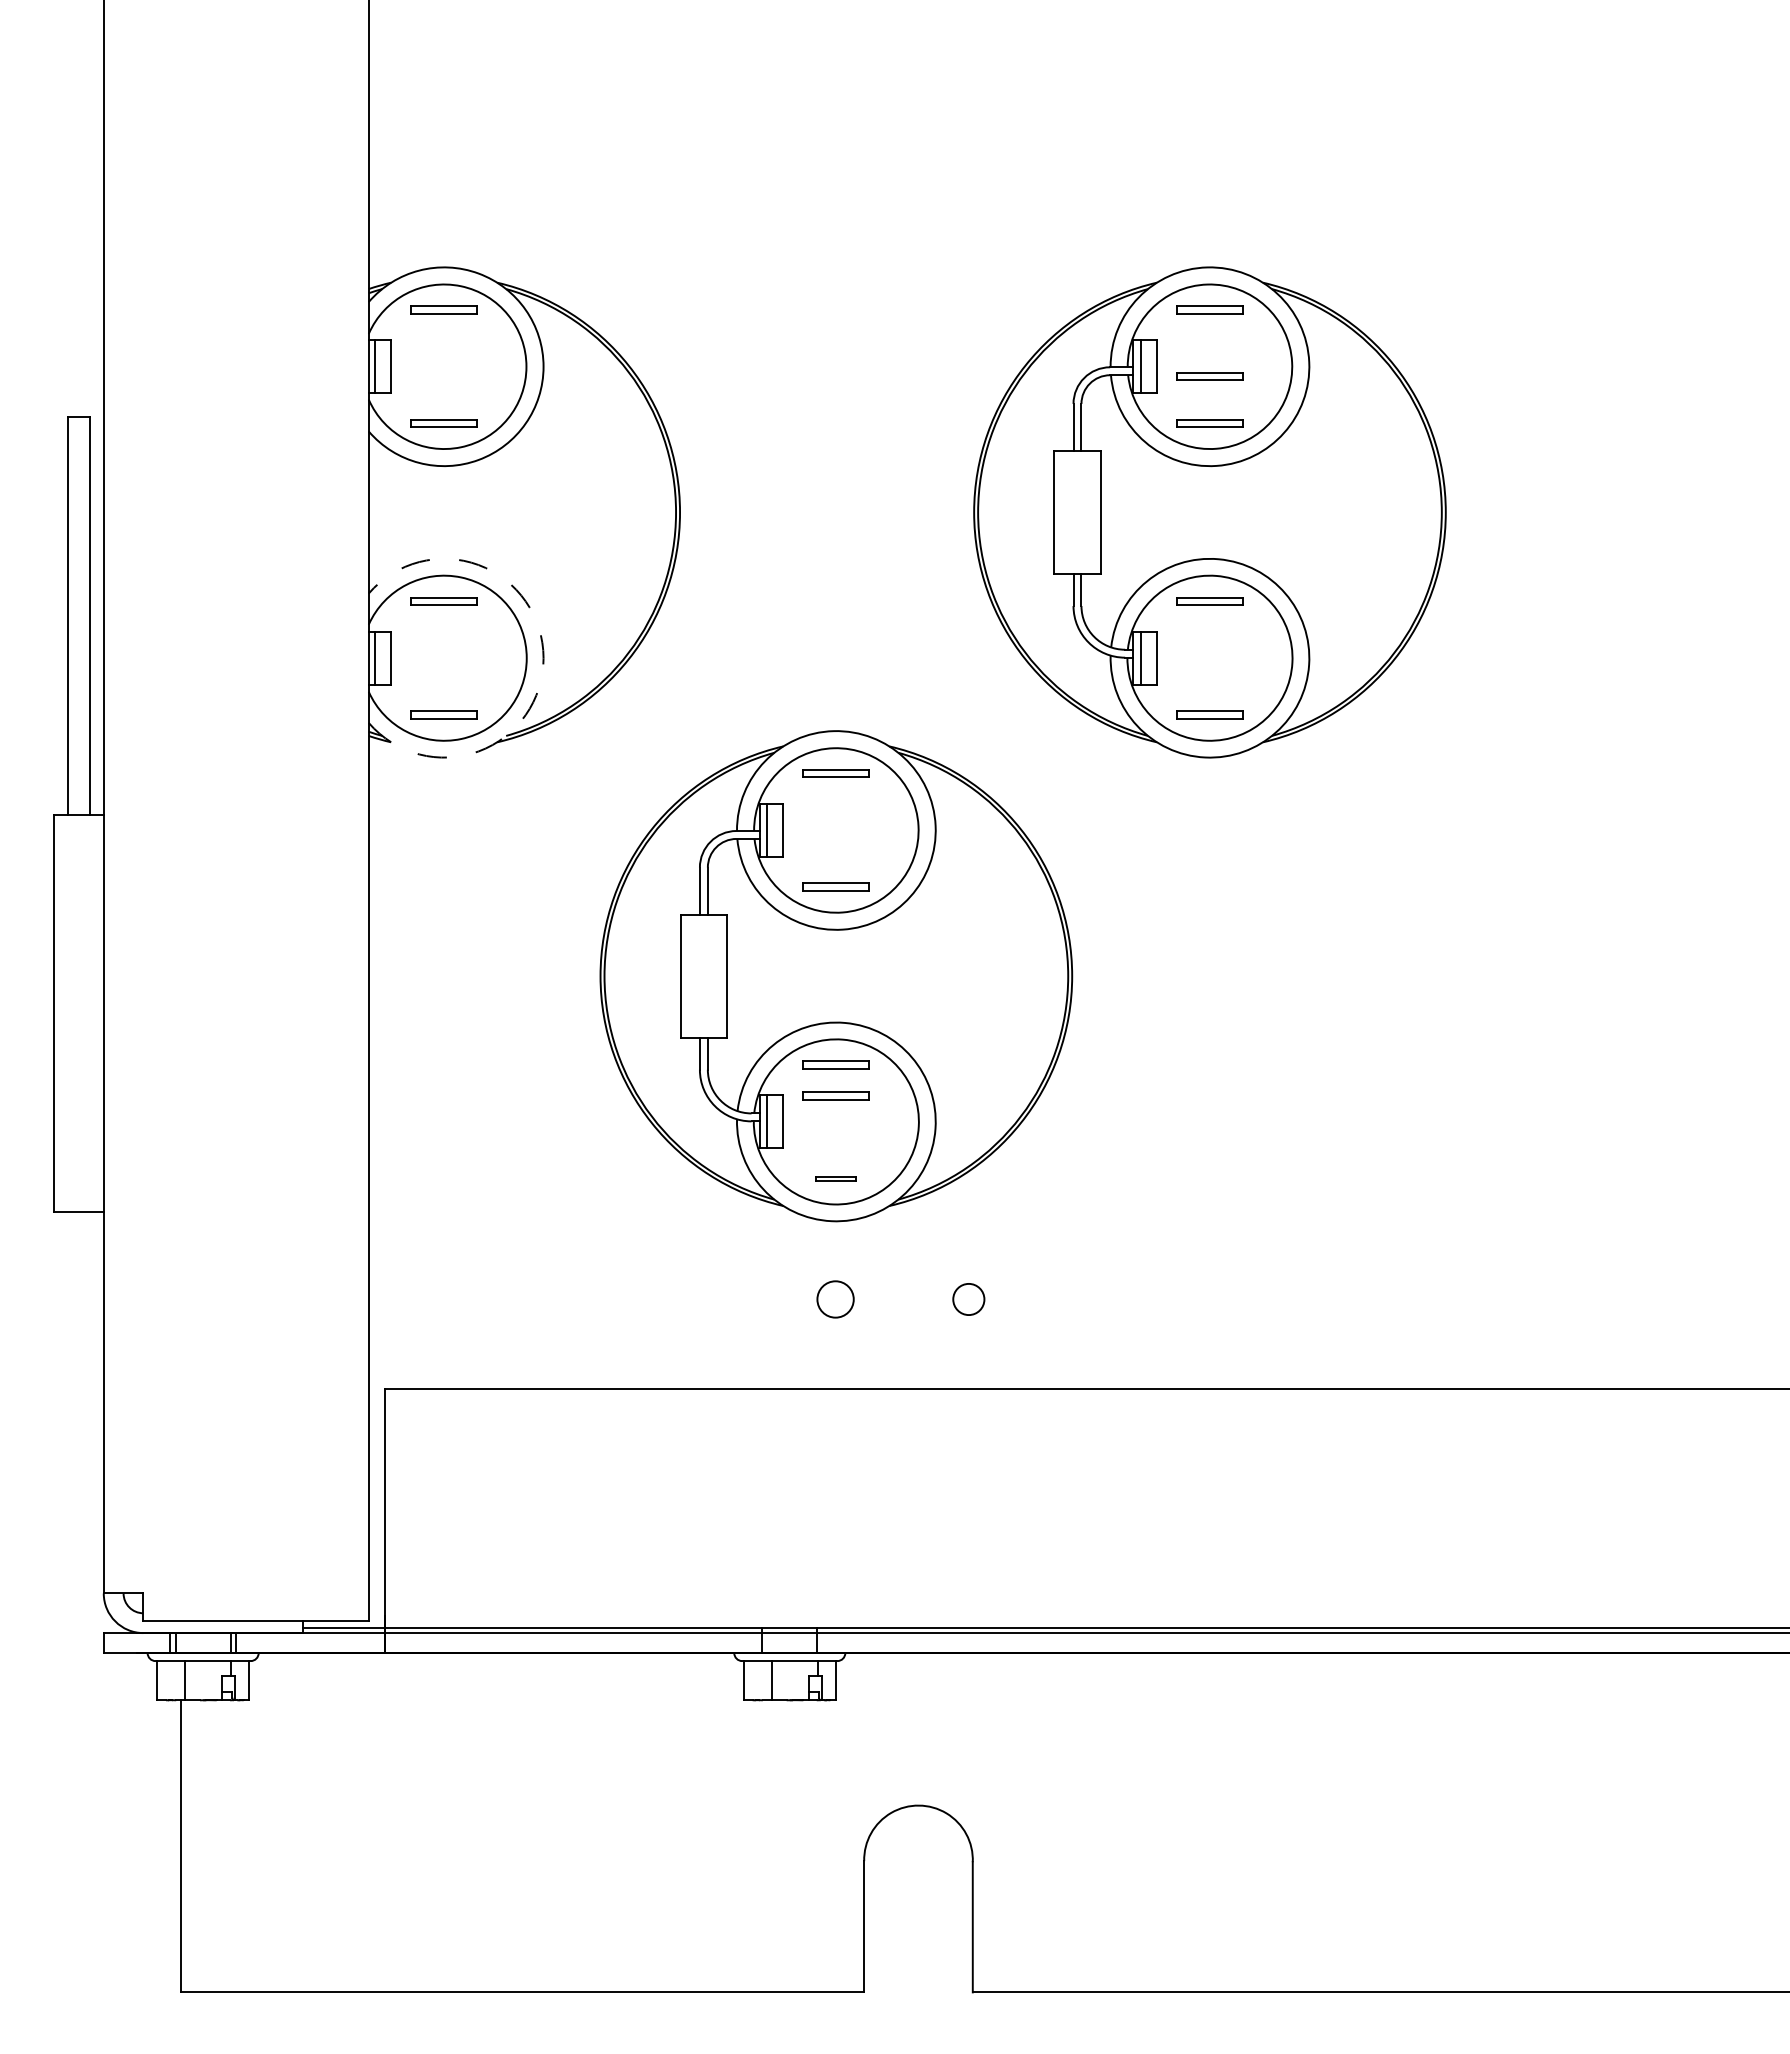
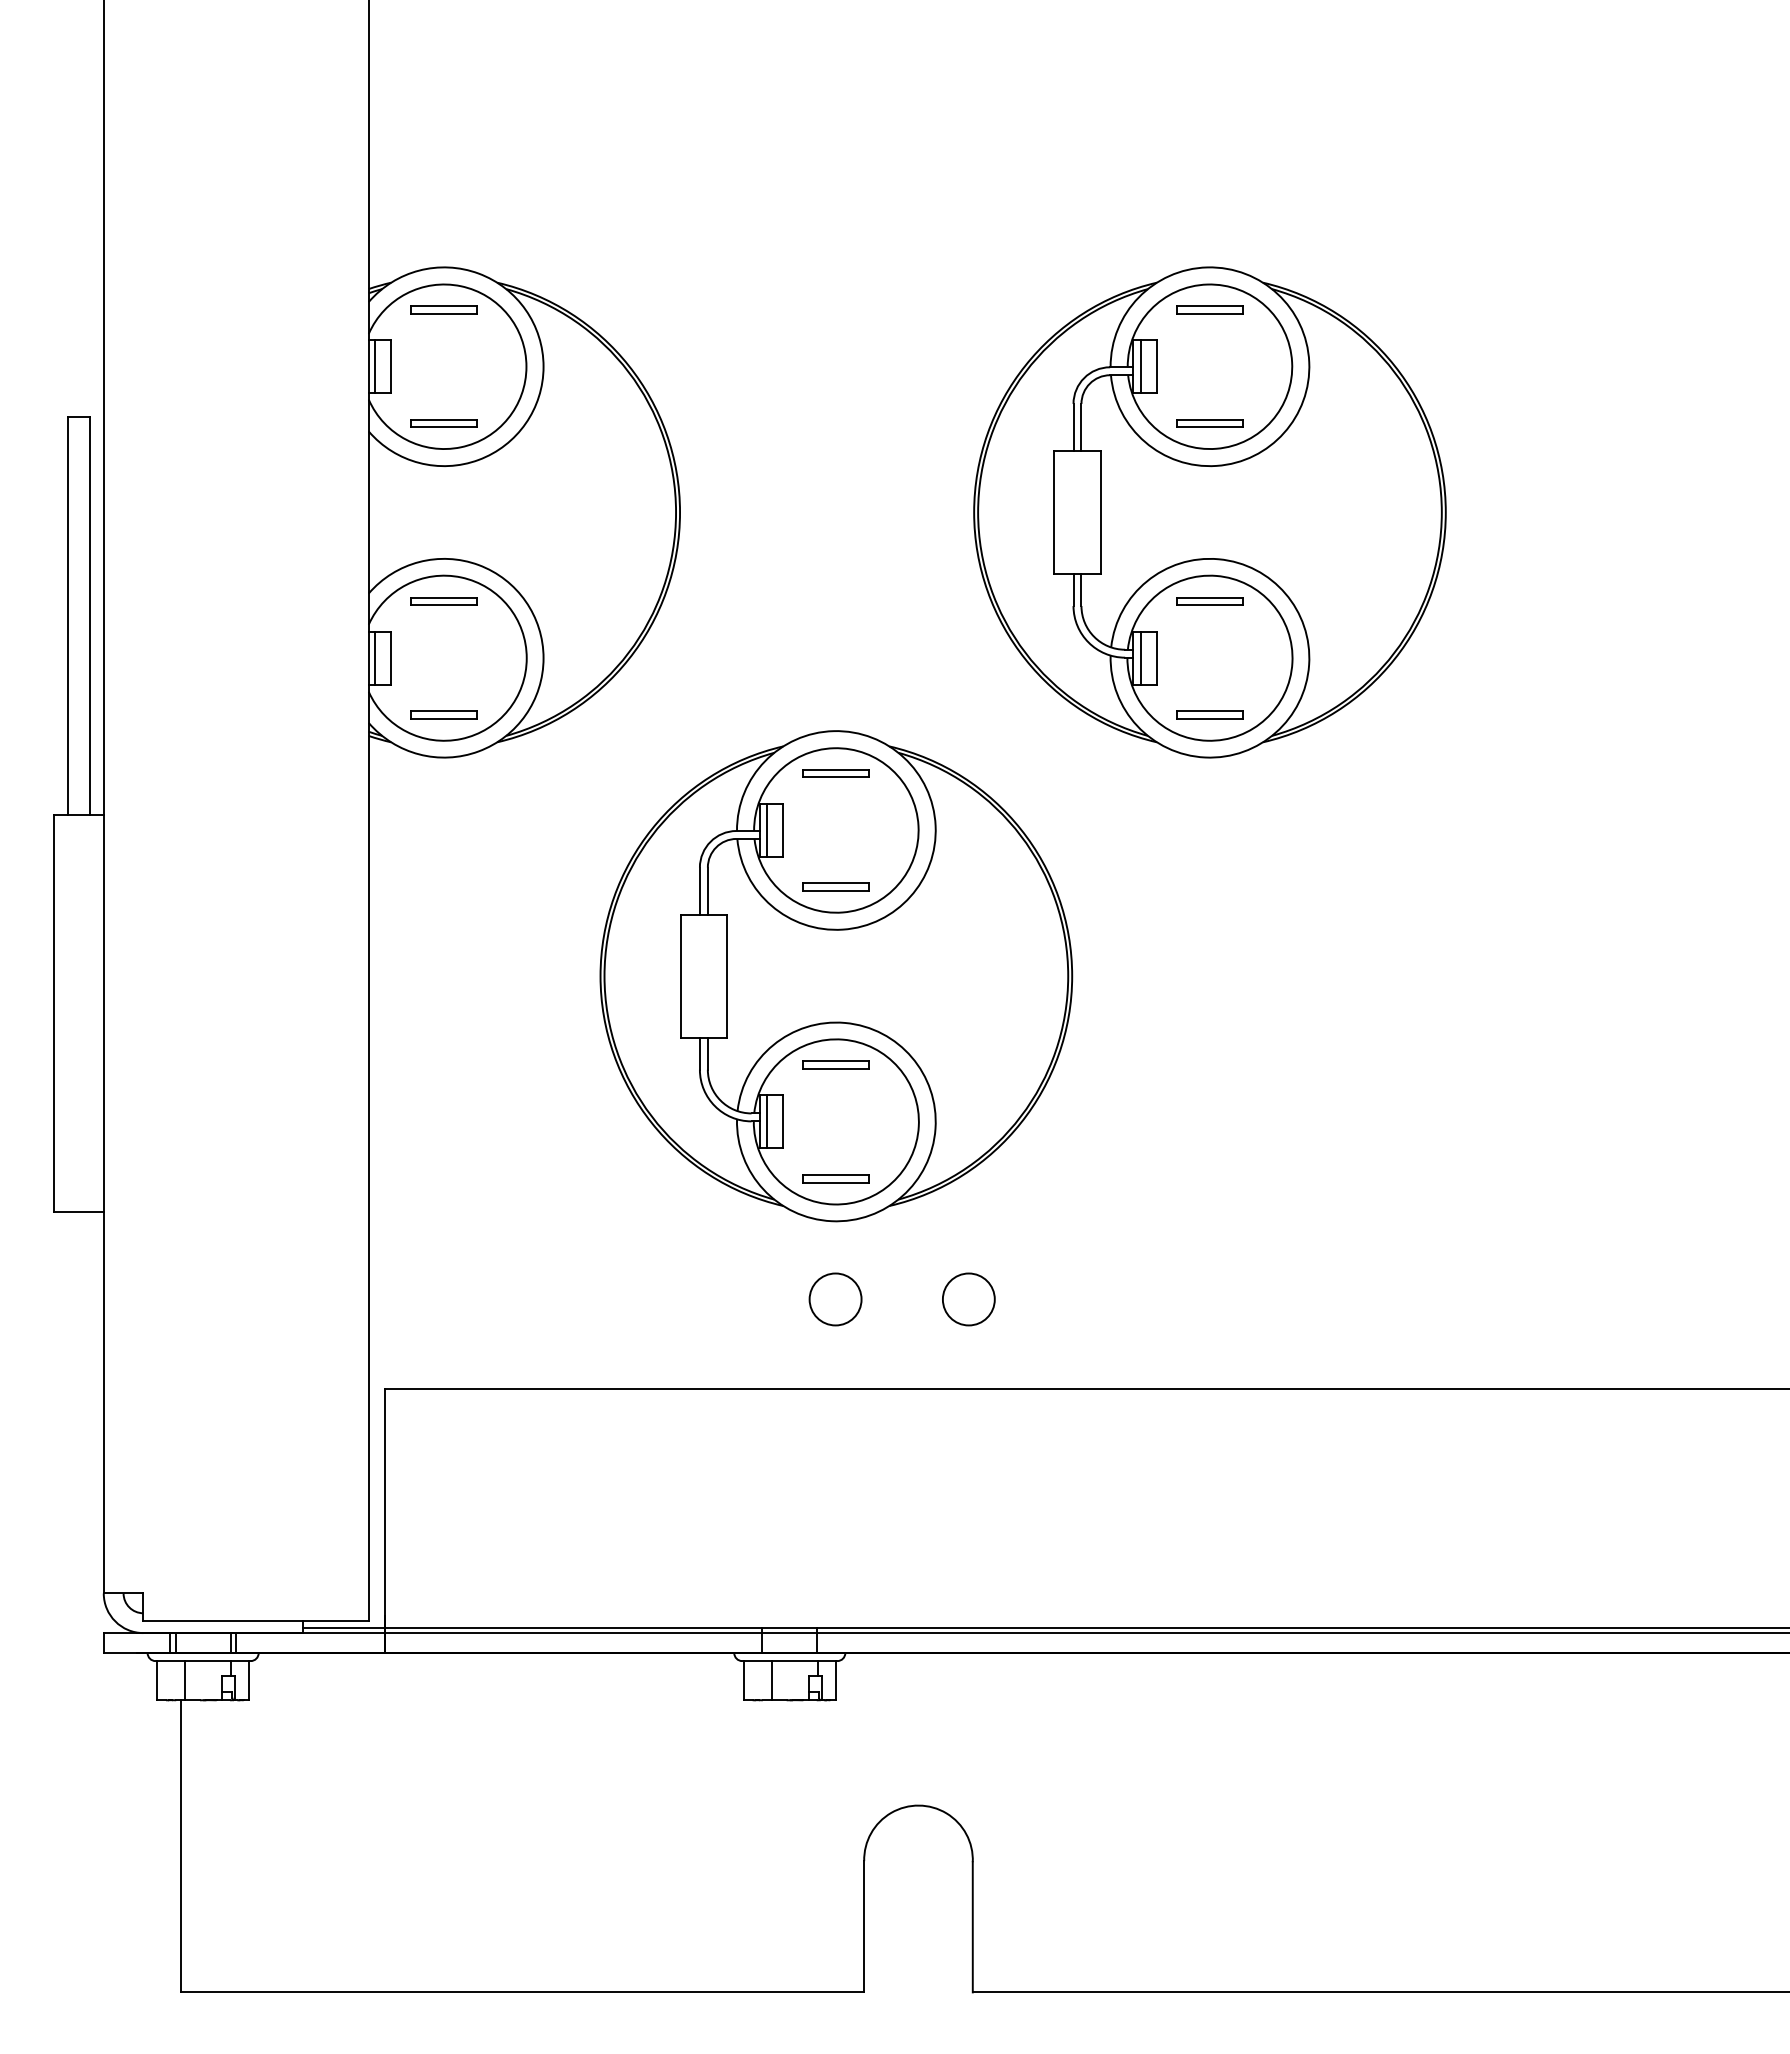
part: present -> none (1209, 376)
arc: dashed -> solid (543, 658)
part: present -> none (835, 1095)
part size: 42x6 px -> 68x10 px (835, 1178)
circle diameter: 36 px -> 52 px (835, 1299)
circle diameter: 31 px -> 52 px (968, 1299)
